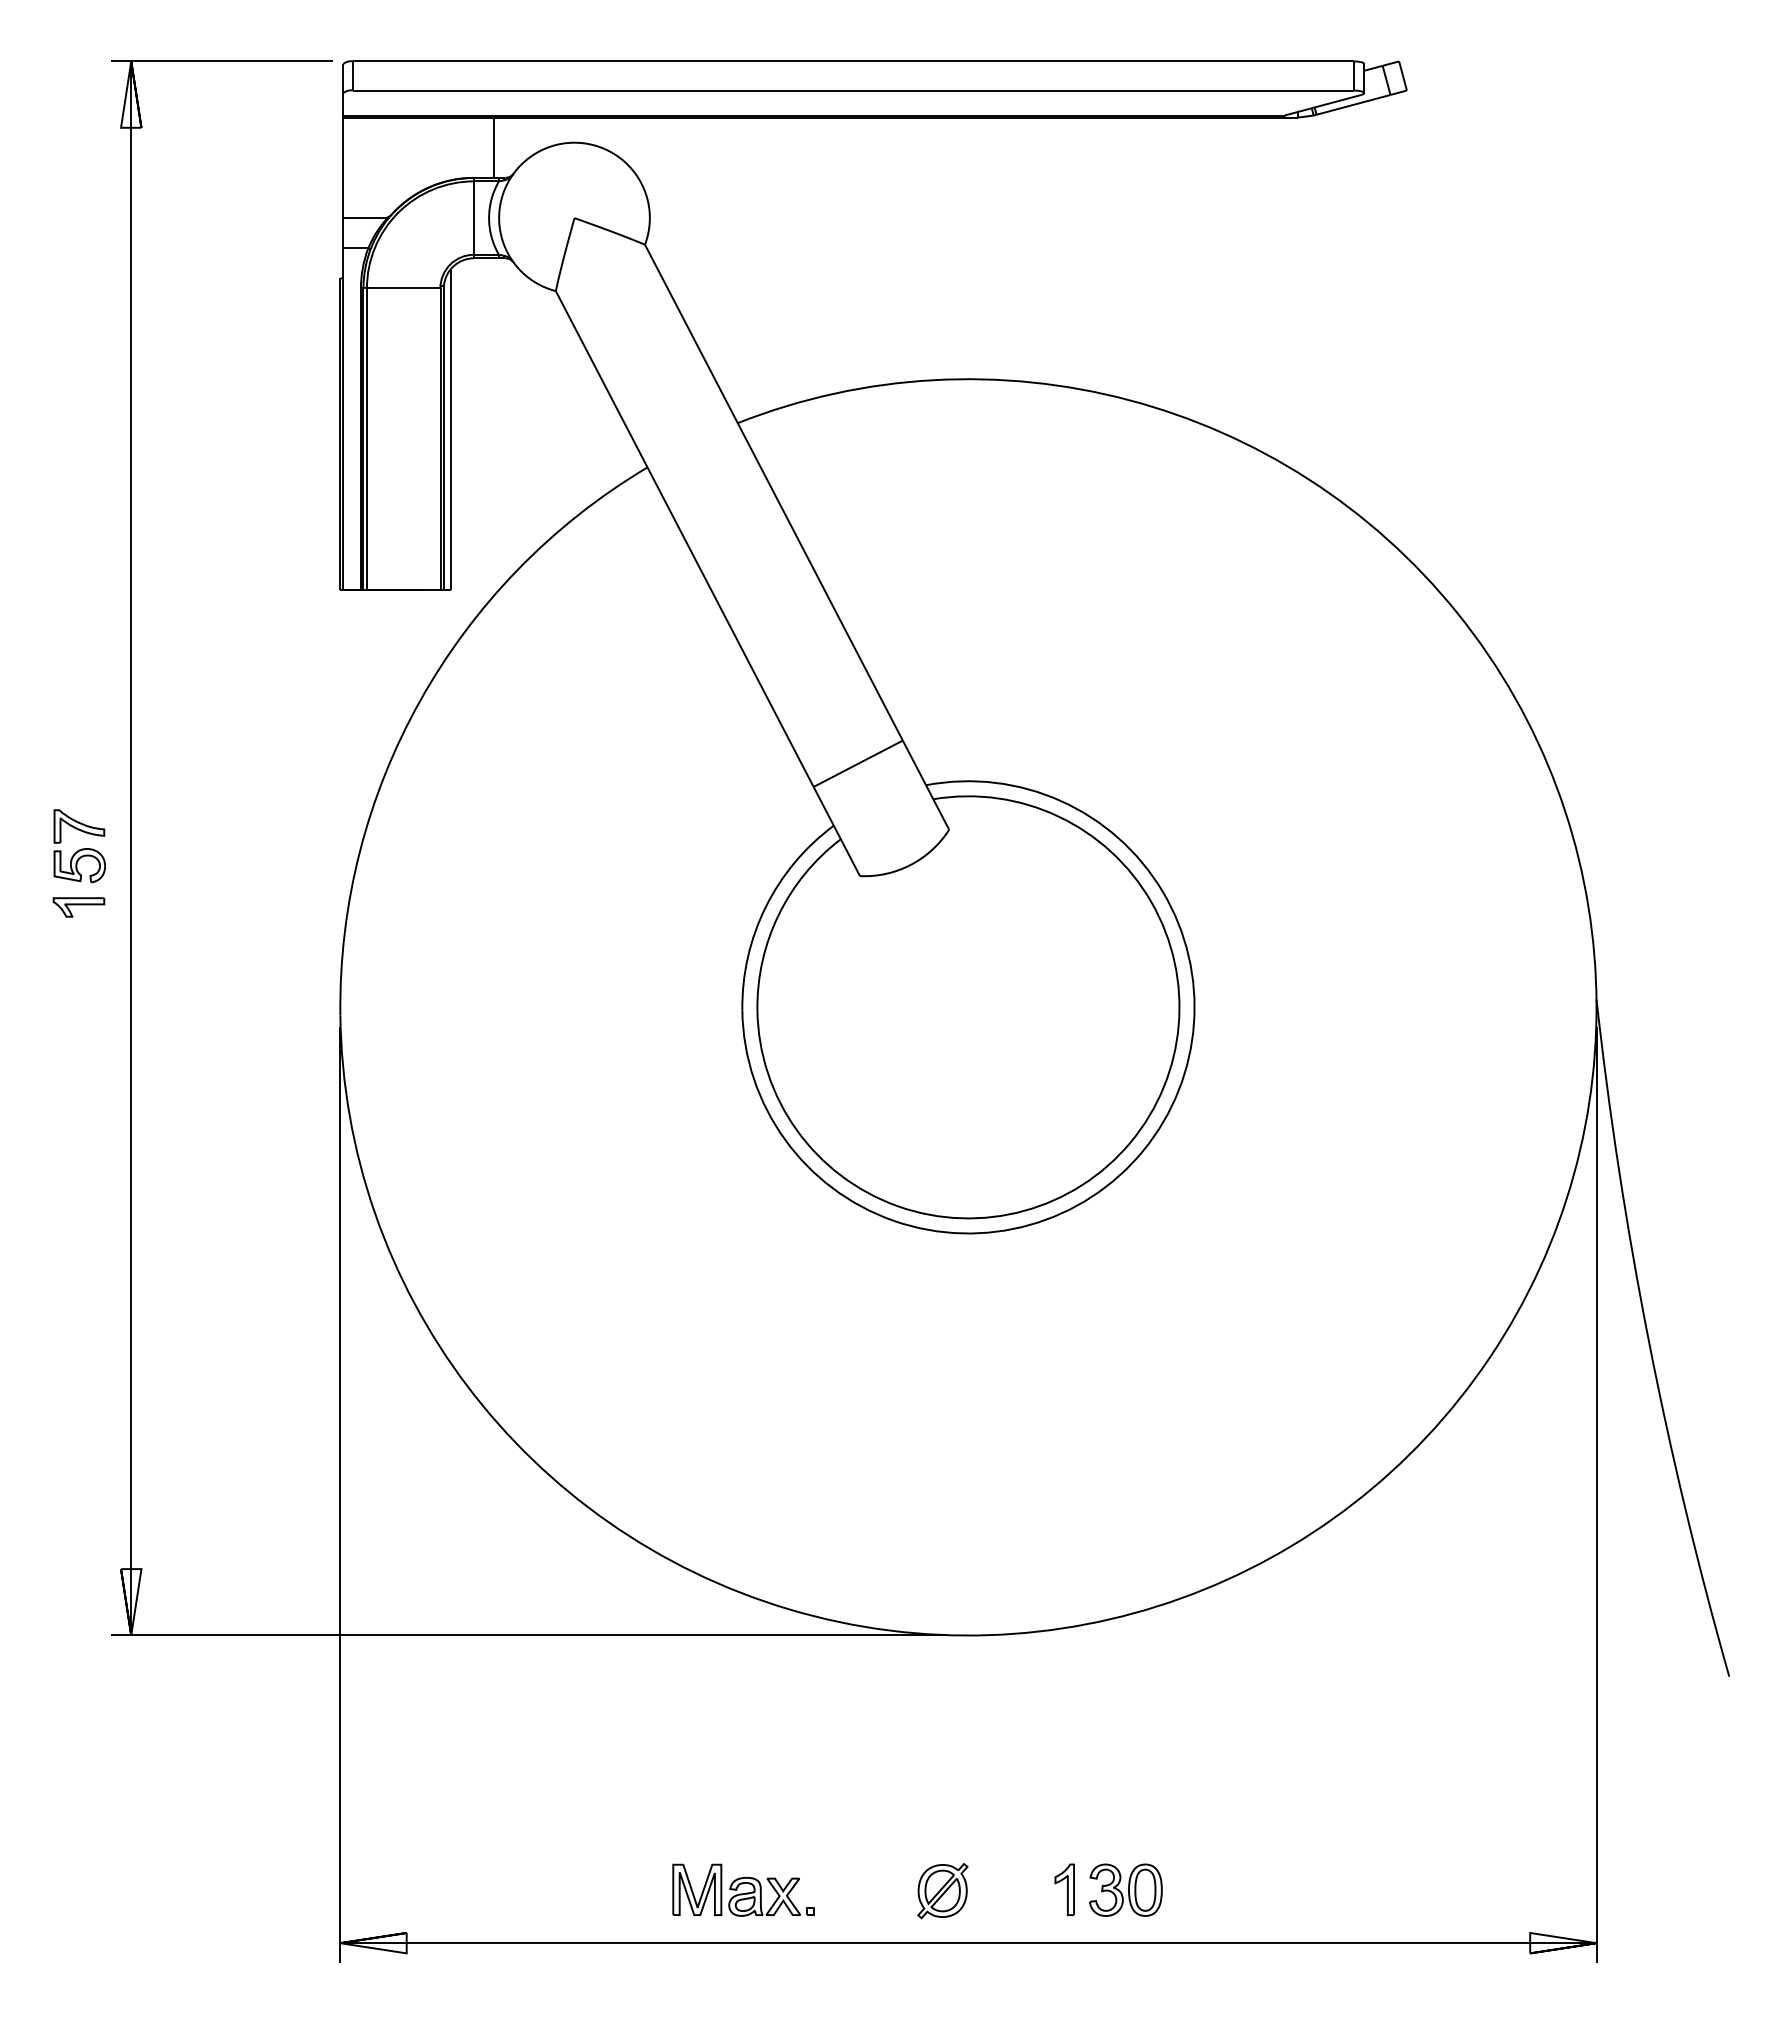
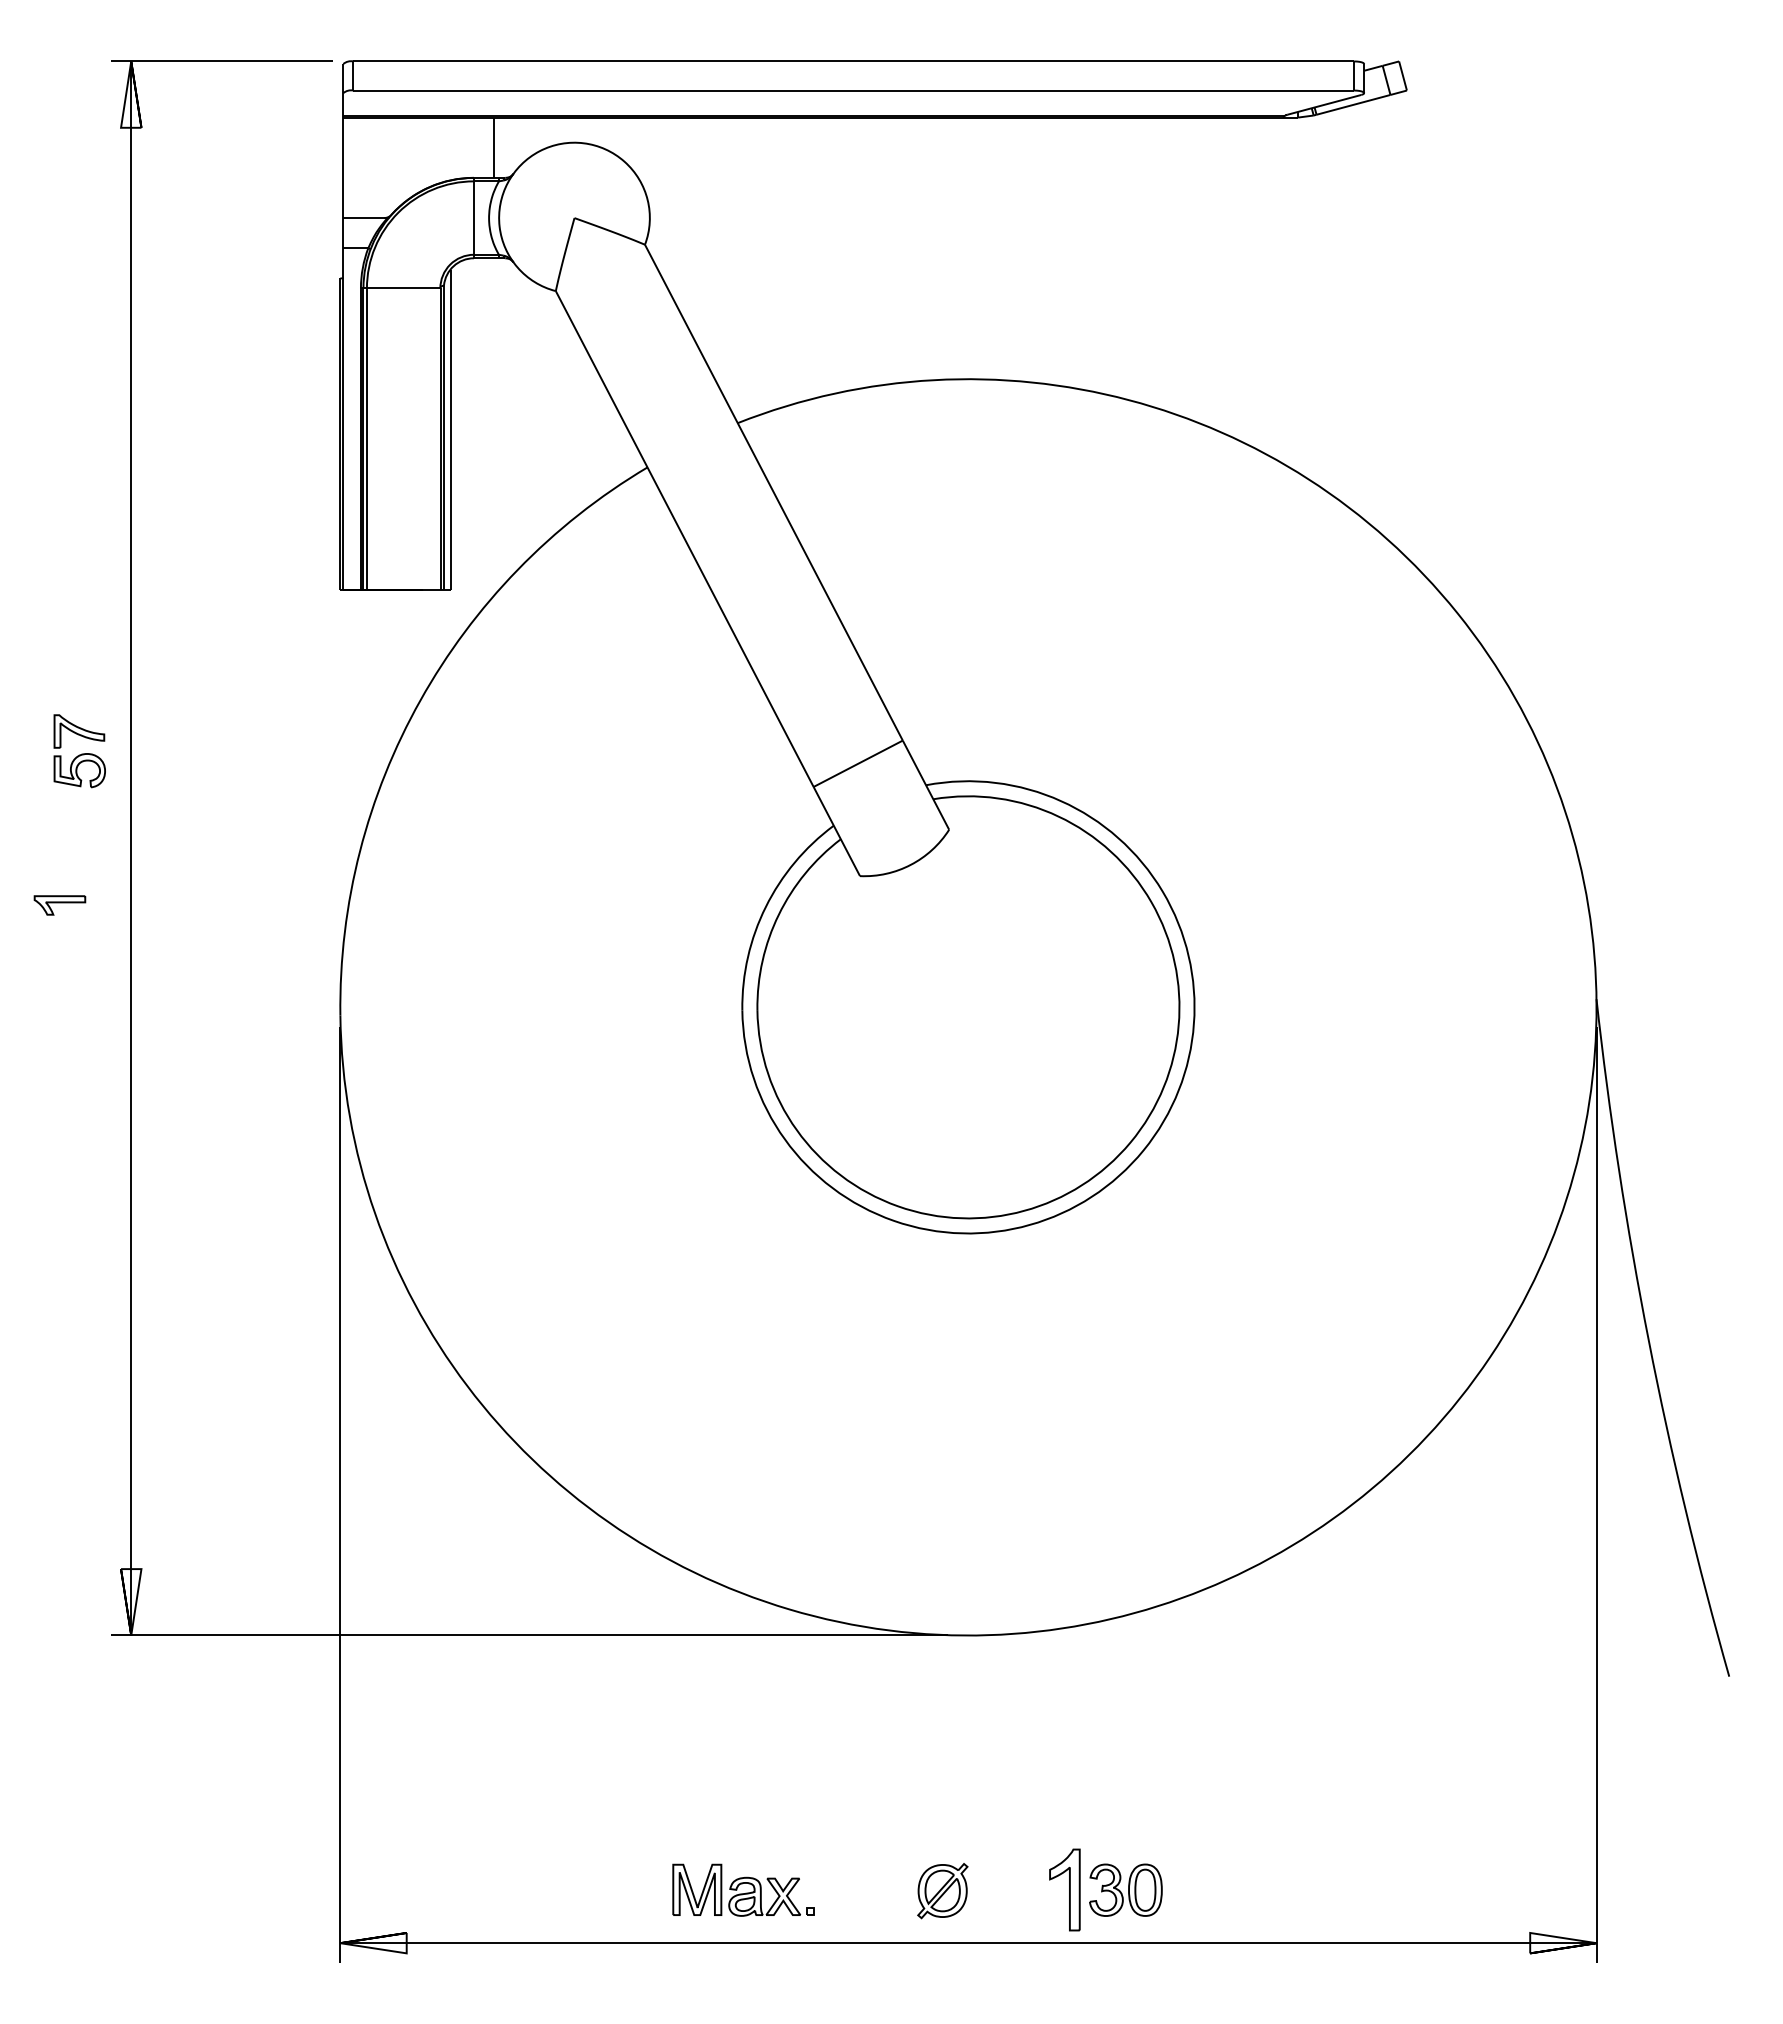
part position: (79, 846) -> (79, 751) (79, 751)
part position: (78, 907) -> (59, 905) (59, 905)
part size: 21x53 px -> 32x84 px (1064, 1889)
